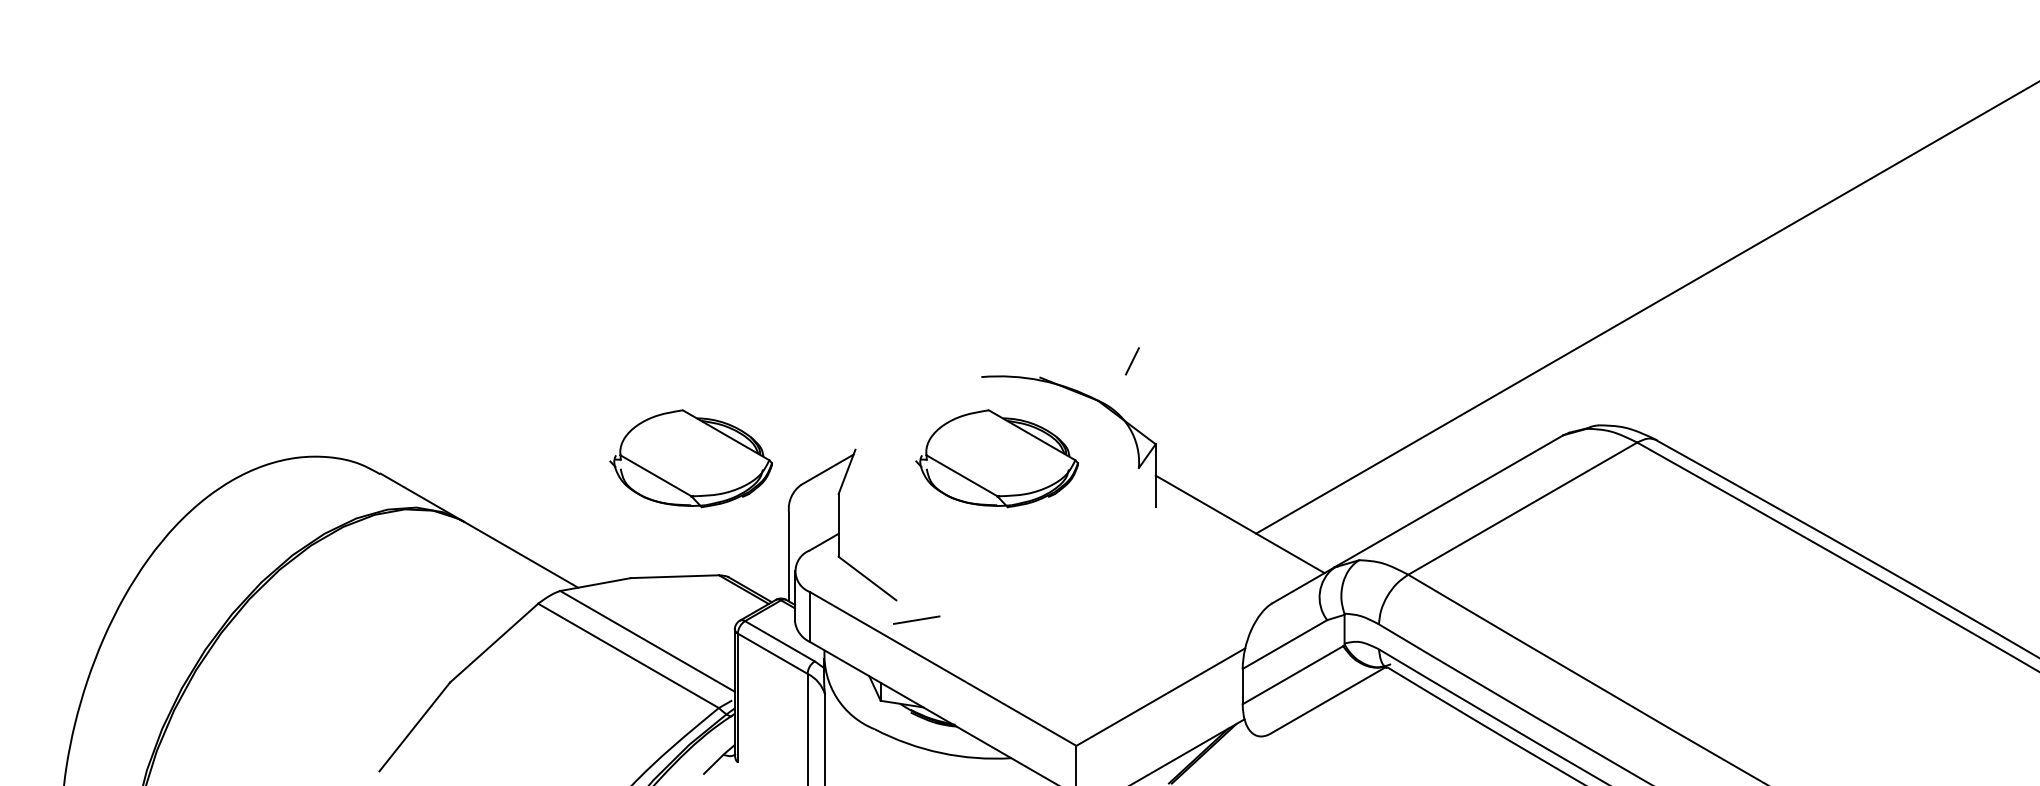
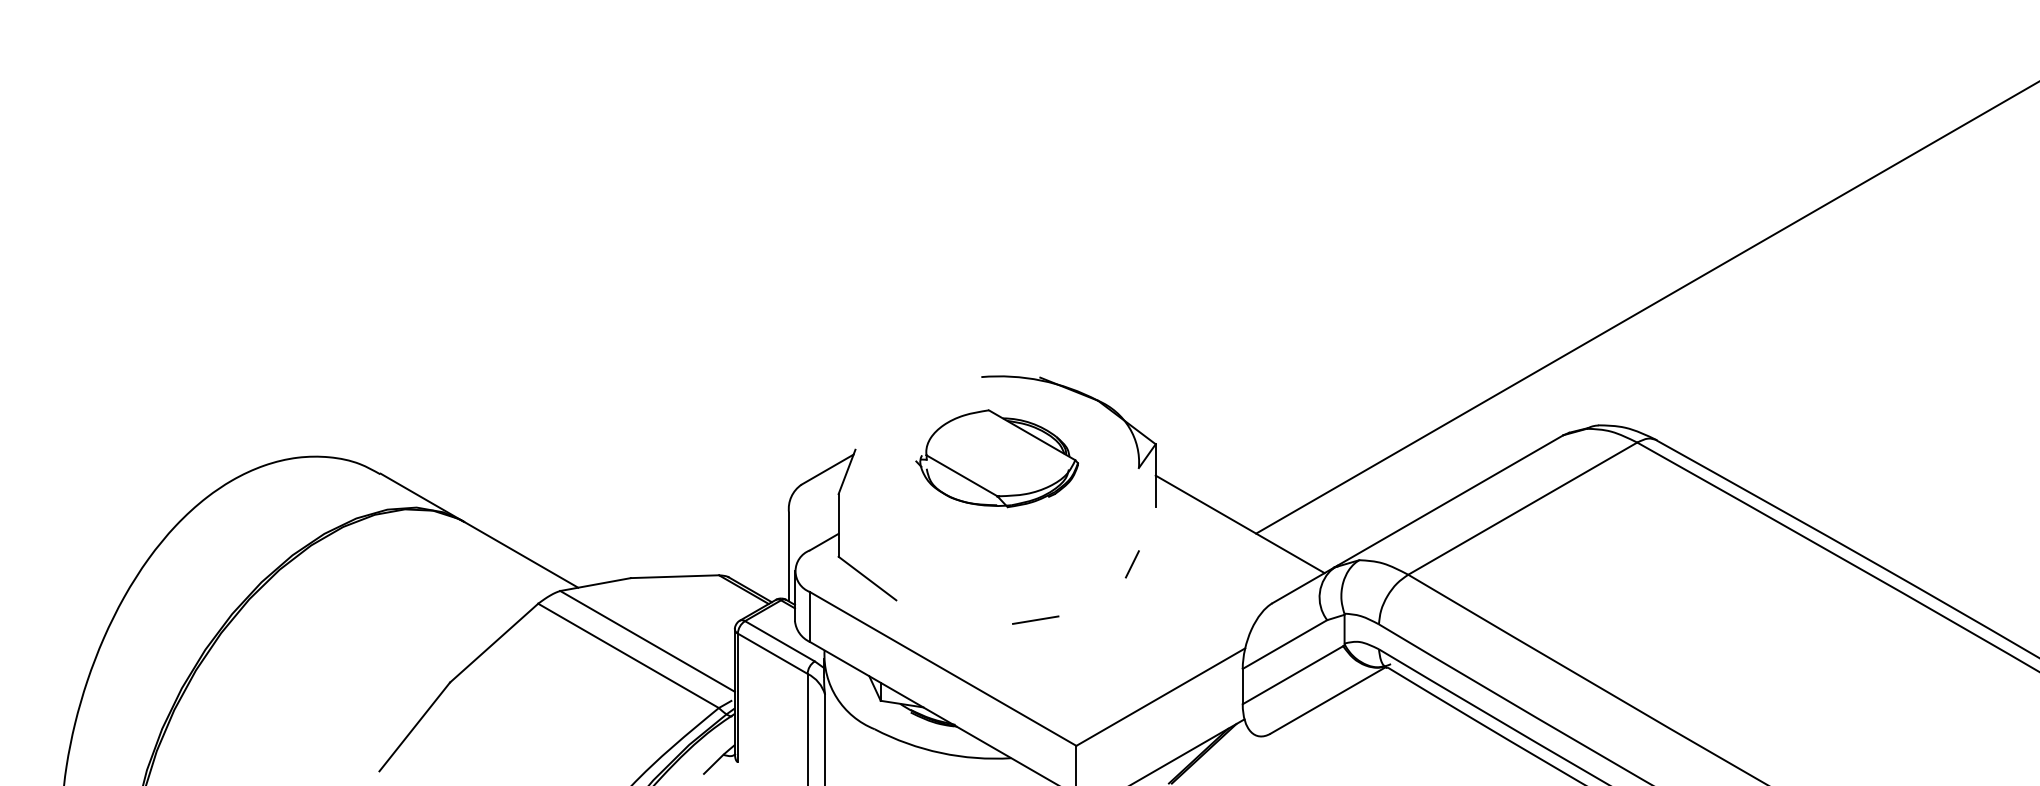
line position: (1131, 361) -> (1131, 564) (1131, 564)
part: present -> none (690, 458)
line position: (916, 619) -> (1035, 619) (1035, 619)
